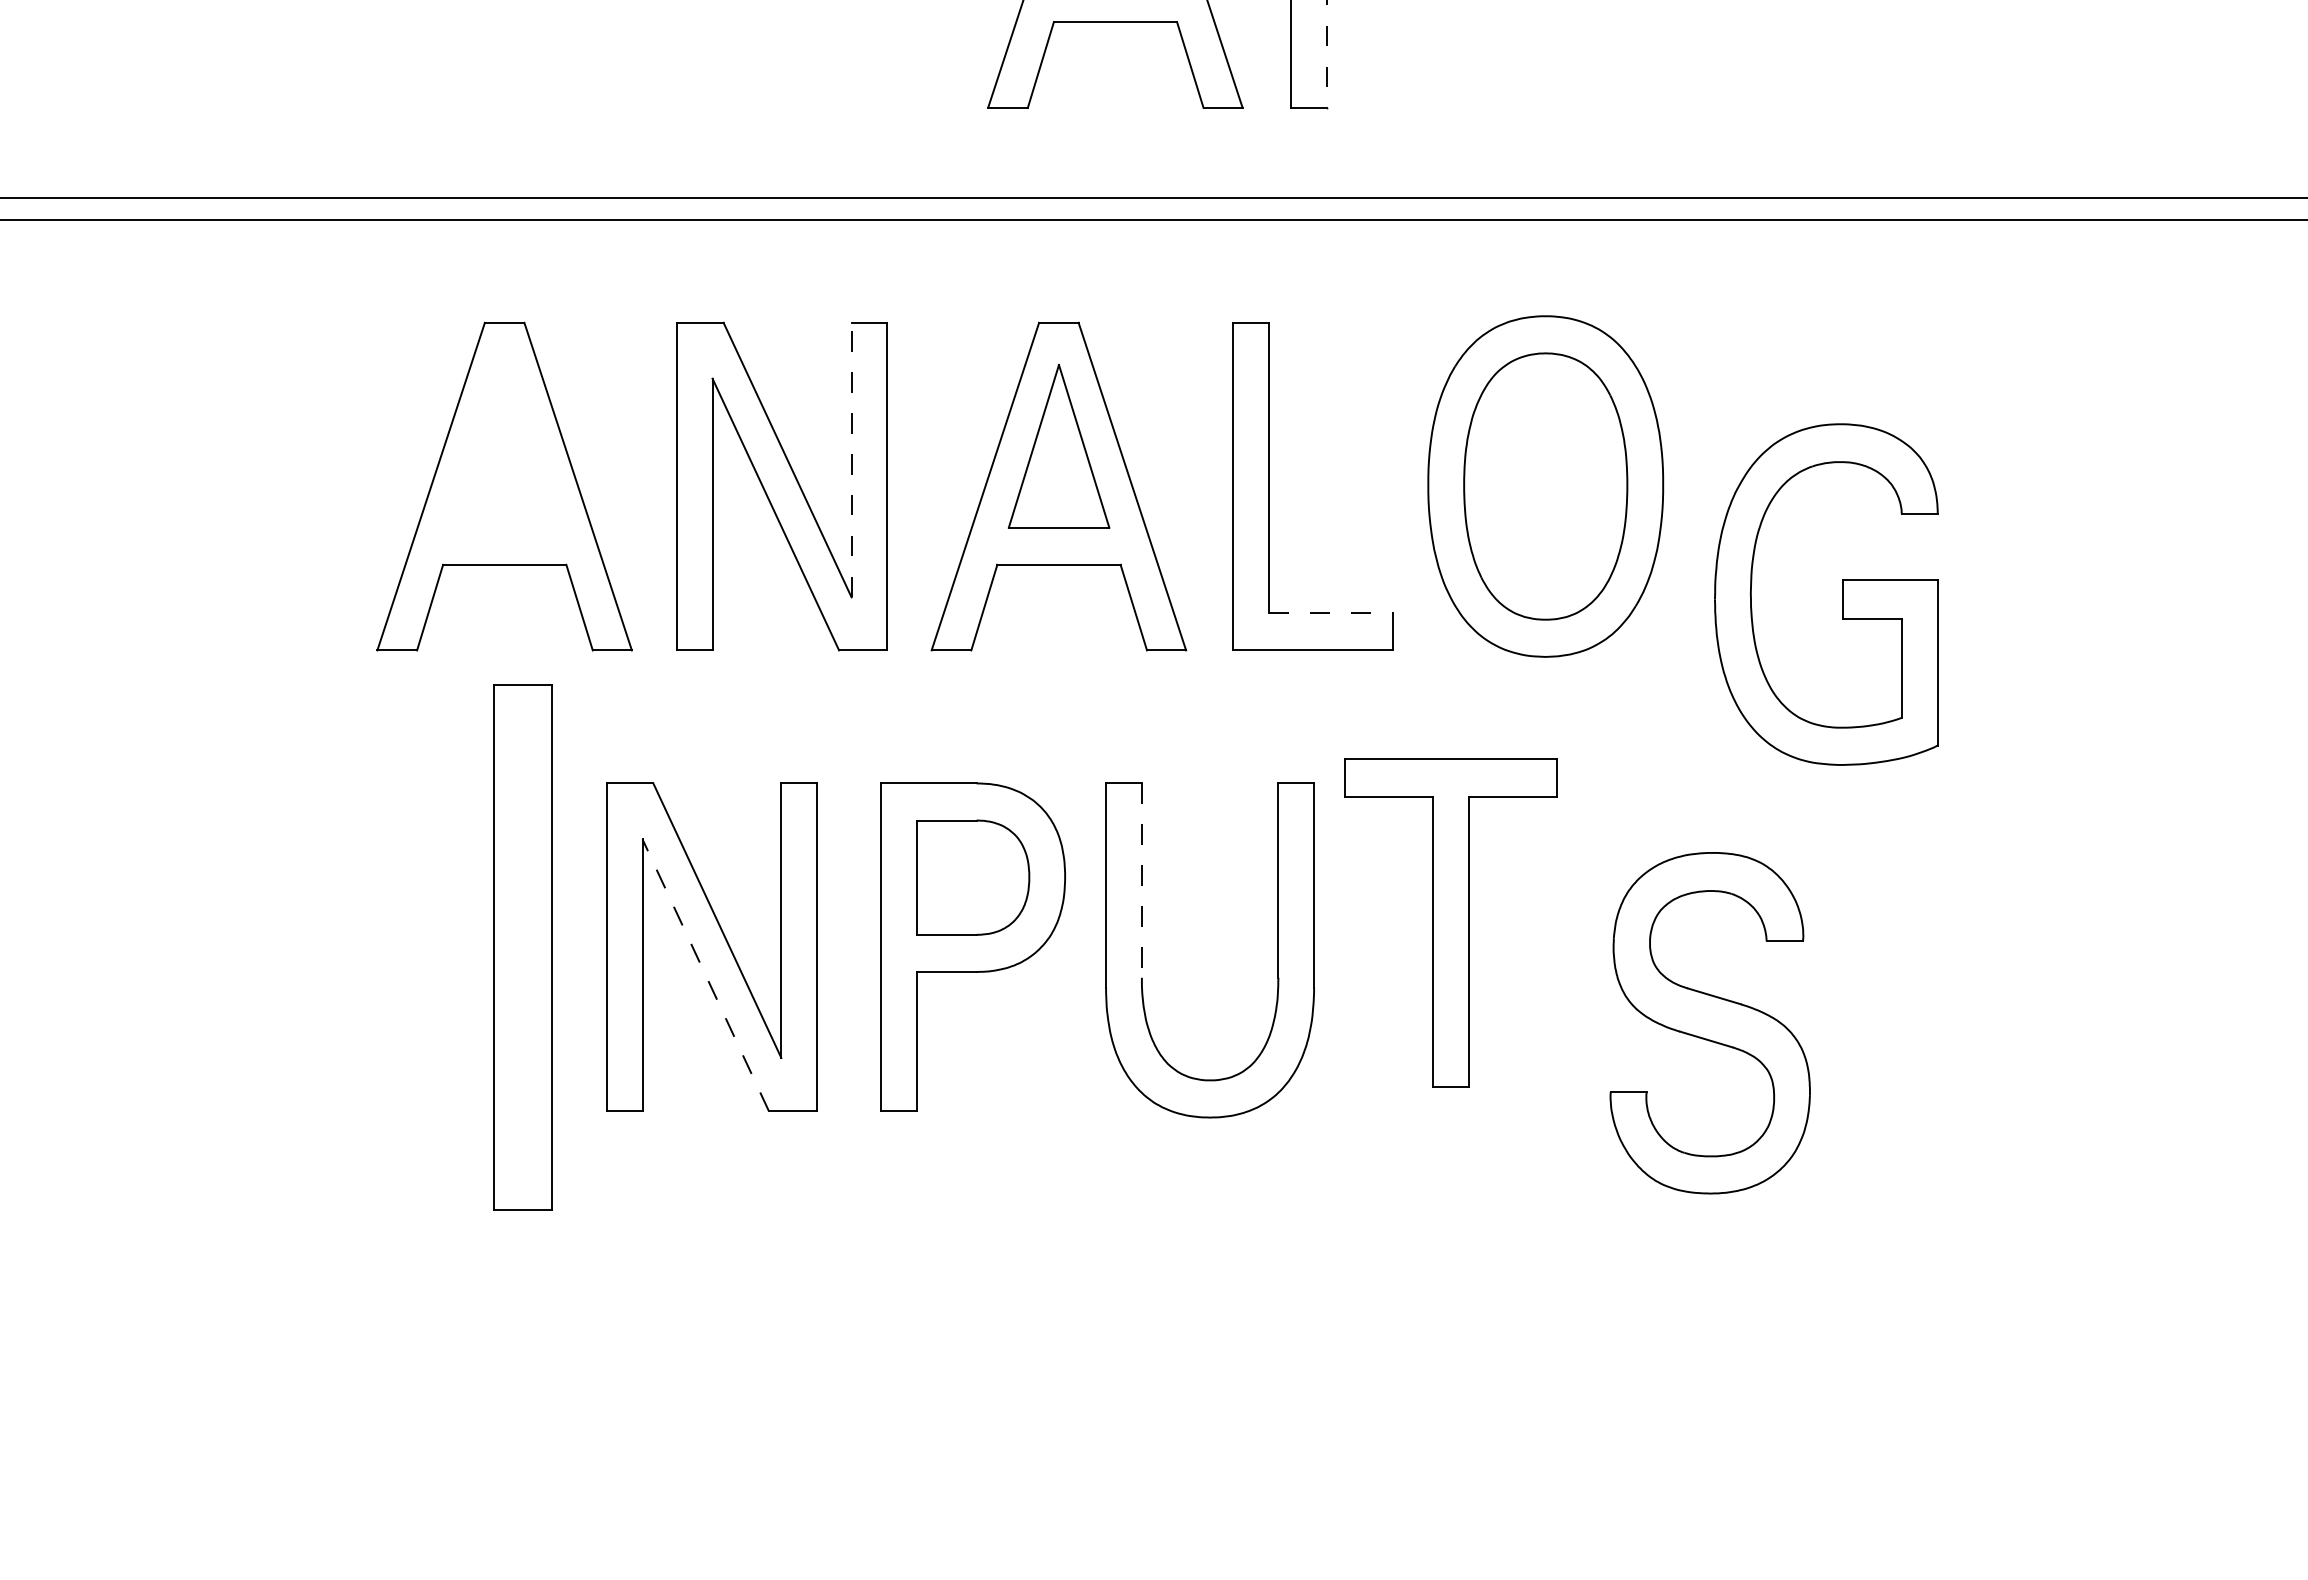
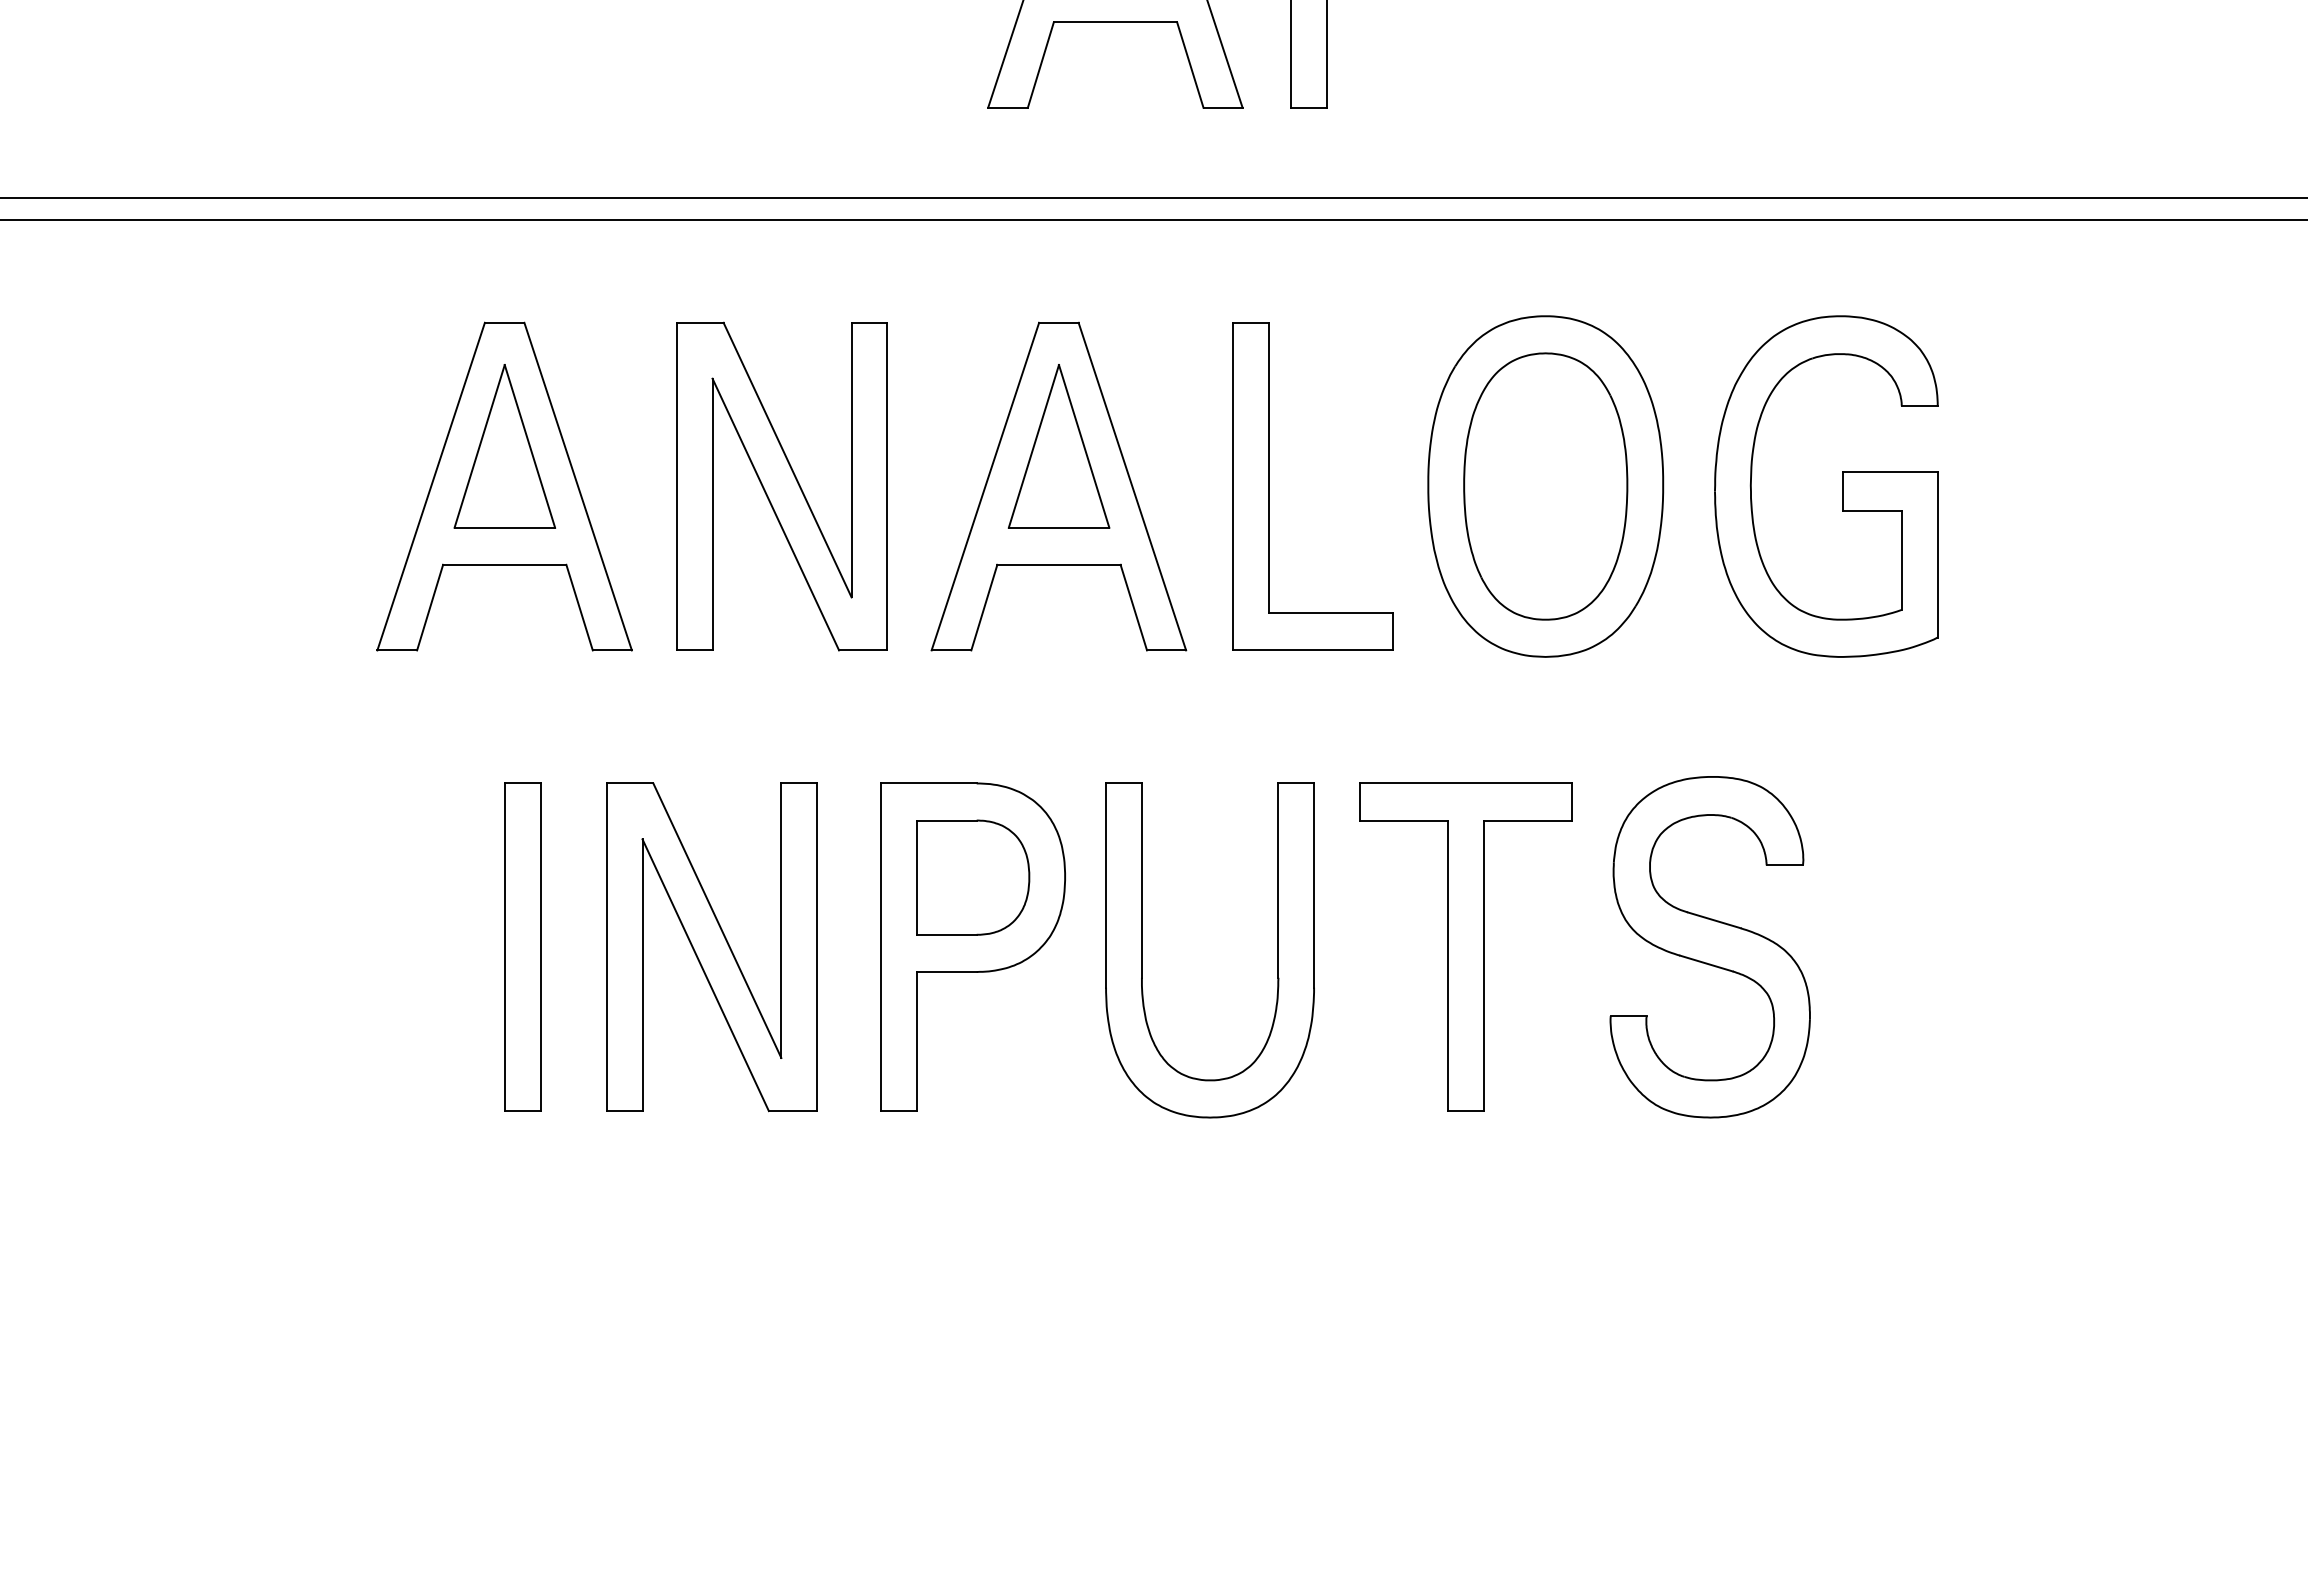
line: dashed -> solid (1326, 54)
part: none -> present (504, 446)
line: dashed -> solid (851, 459)
part position: (1842, 594) -> (1842, 486) (1842, 486)
line: dashed -> solid (1330, 613)
line: dashed -> solid (1141, 881)
part position: (1450, 922) -> (1465, 946) (1465, 946)
part size: 60x527 px -> 38x330 px (522, 946)
line: dashed -> solid (705, 975)
part position: (1709, 1023) -> (1709, 947) (1709, 947)
